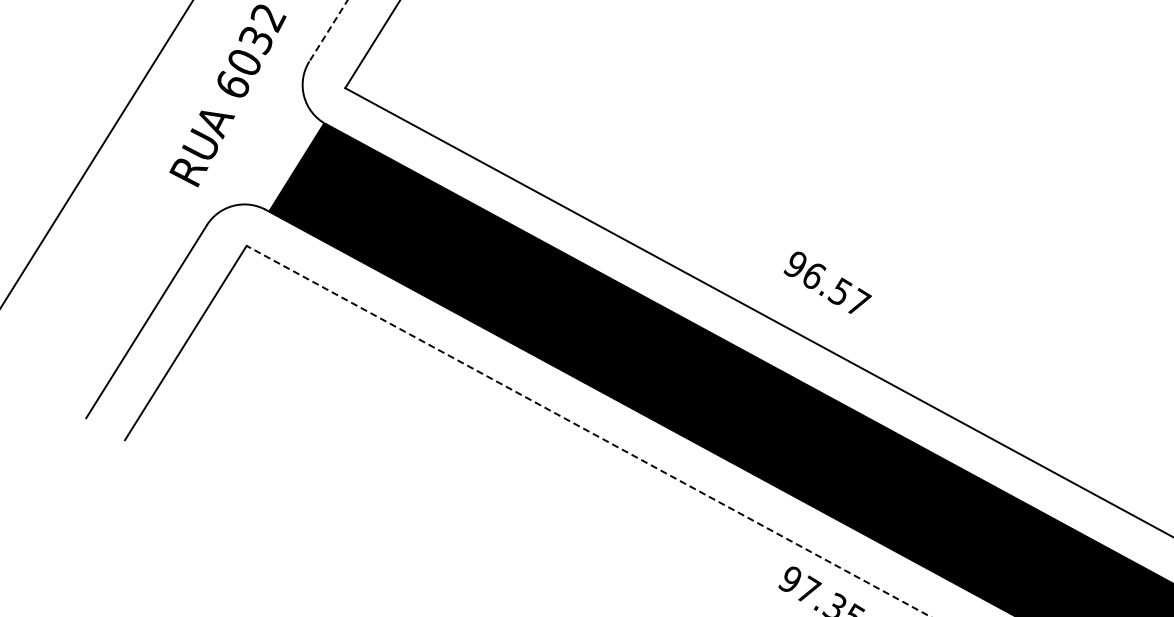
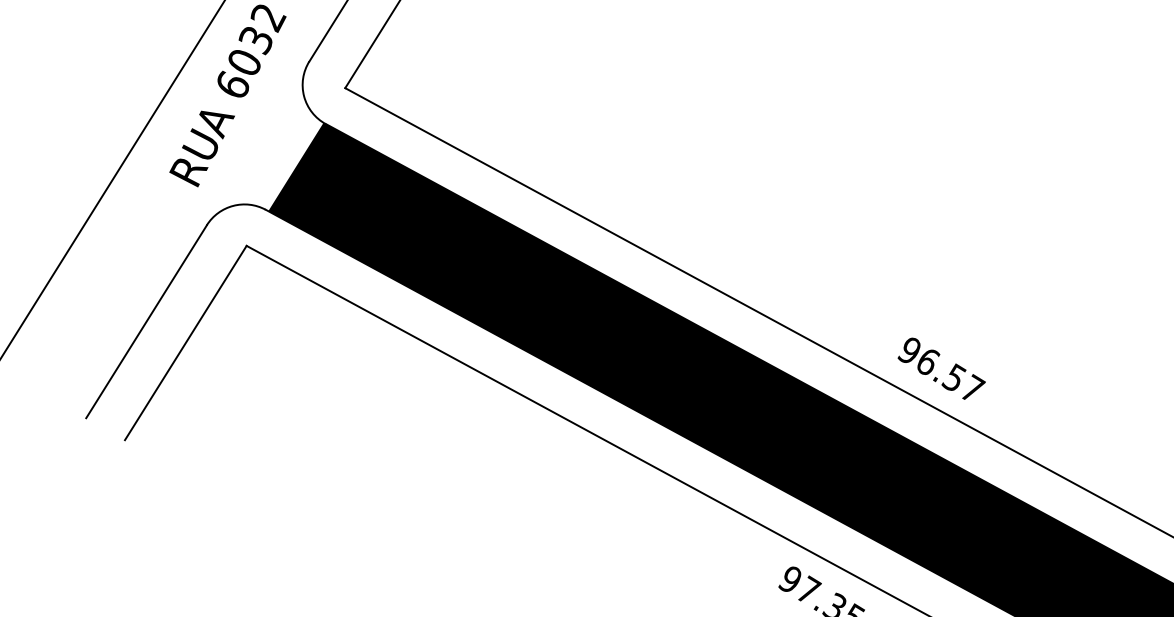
line: dashed -> solid (328, 30)
line position: (96, 153) -> (112, 179) (112, 179)
text position: (827, 282) -> (941, 368) (941, 368)
line: dashed -> solid (588, 431)
